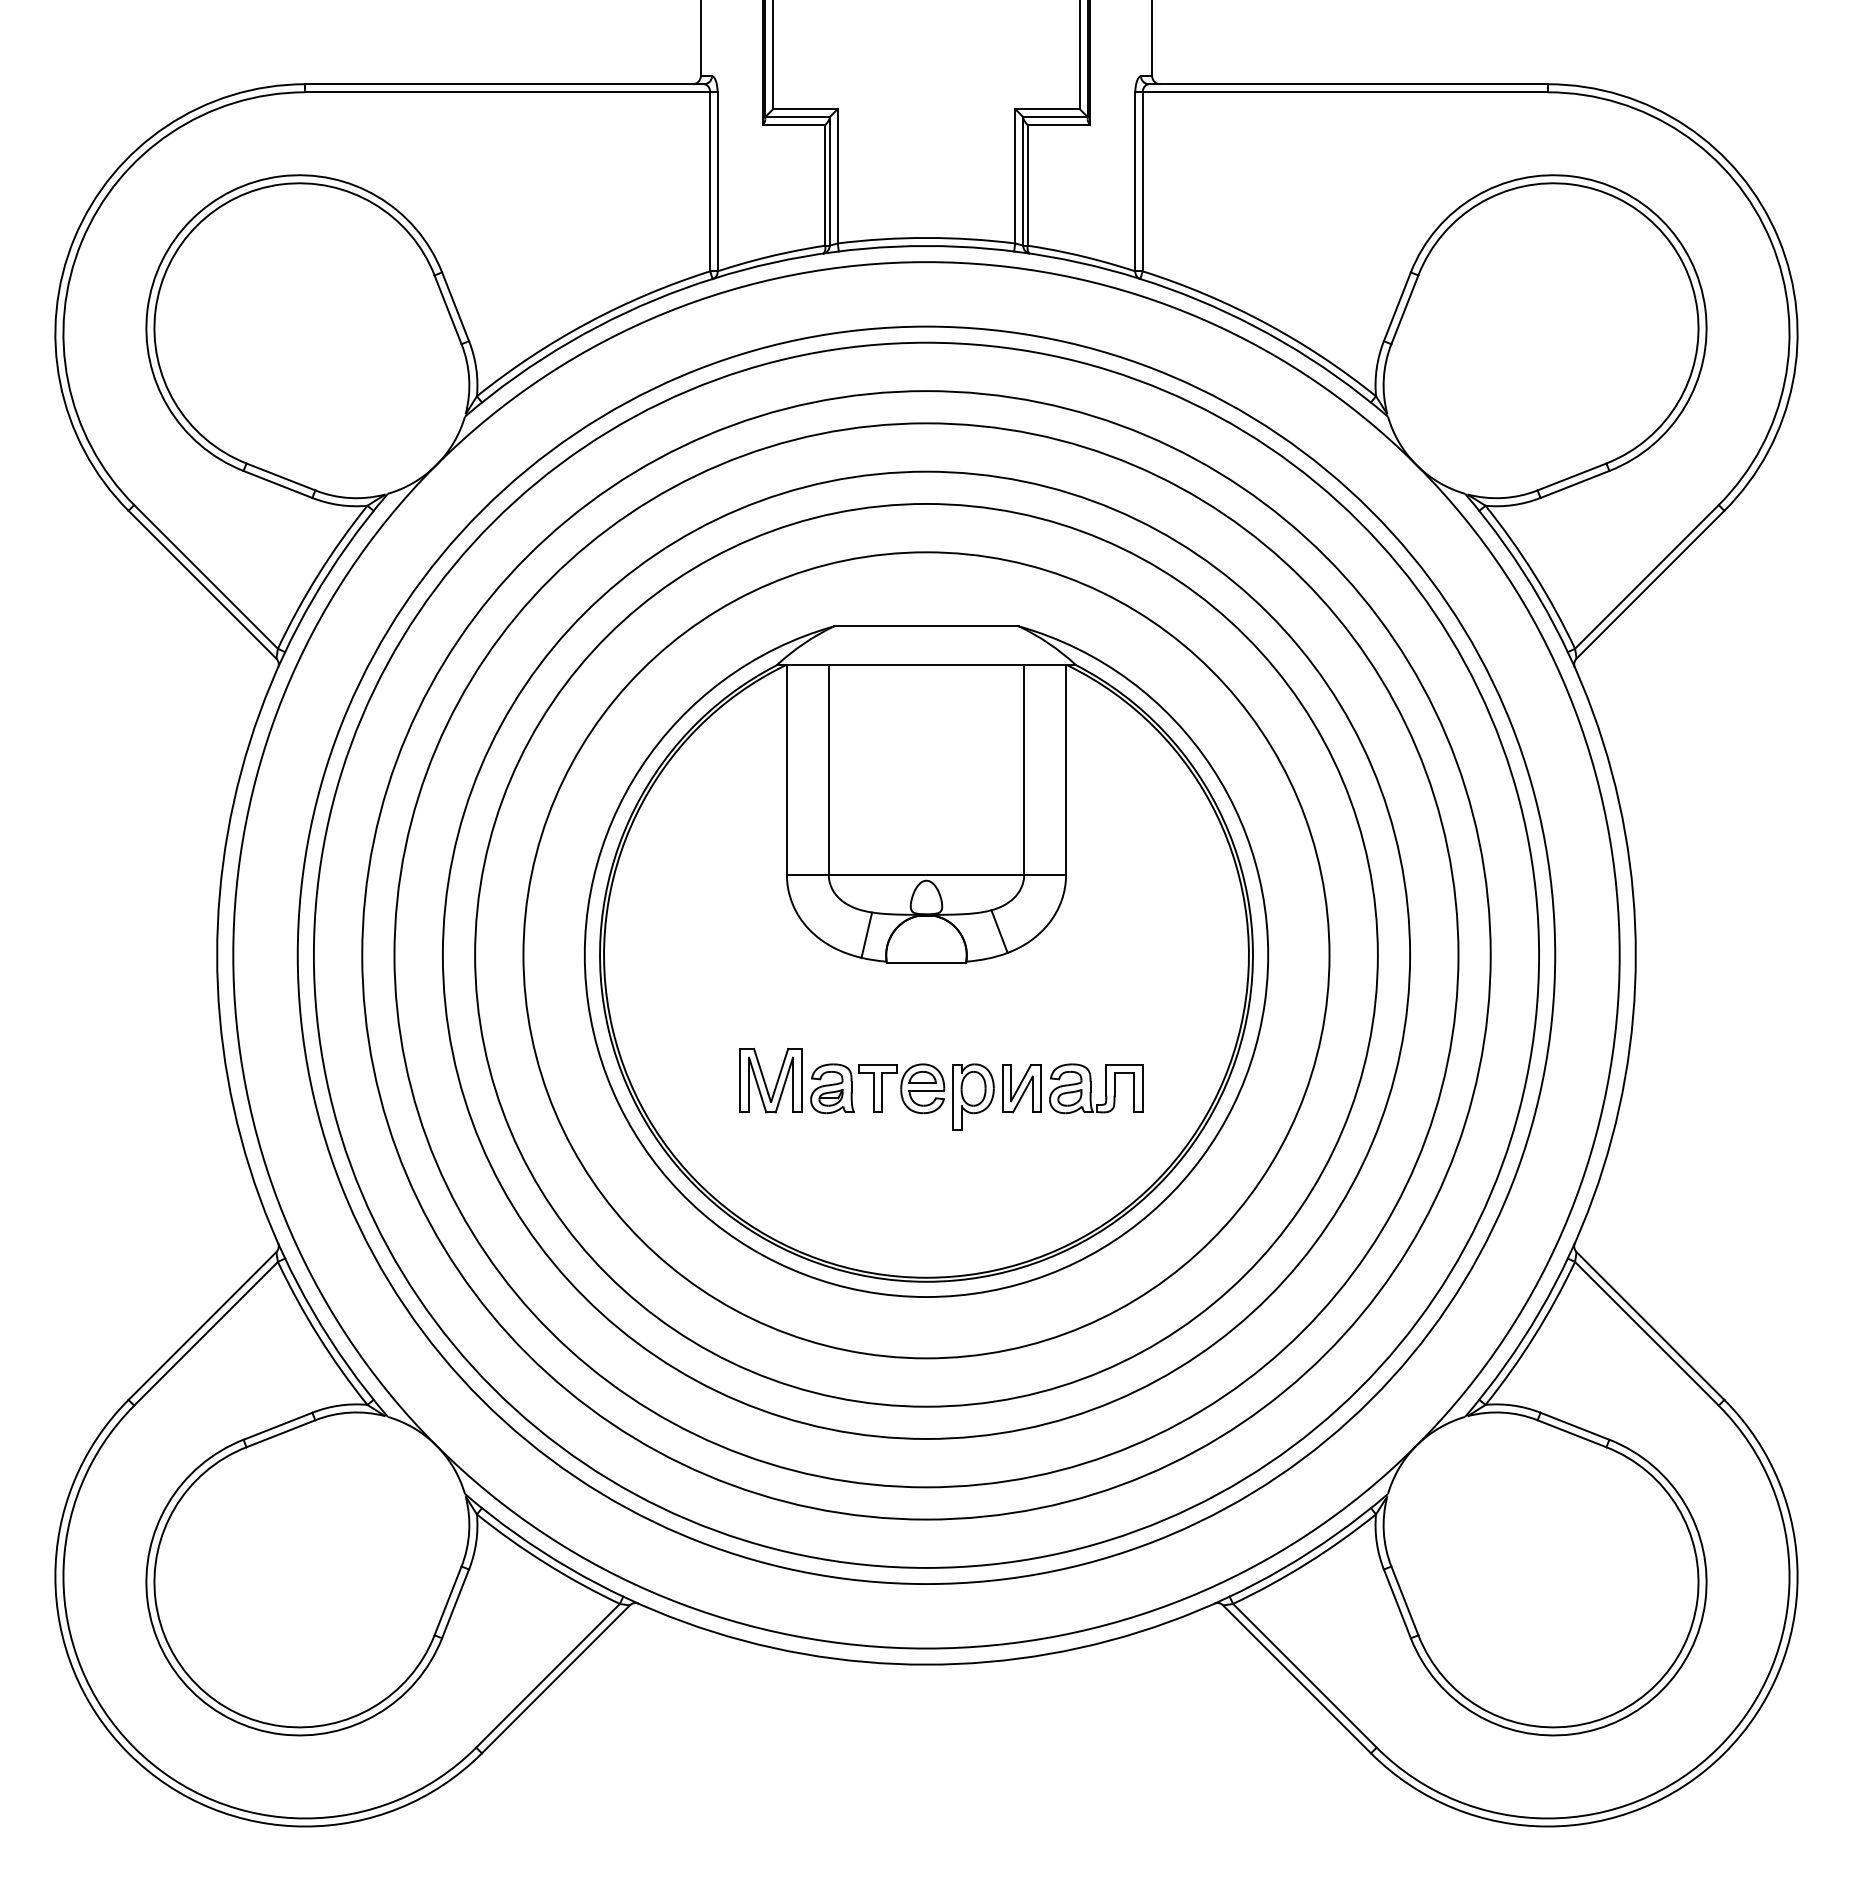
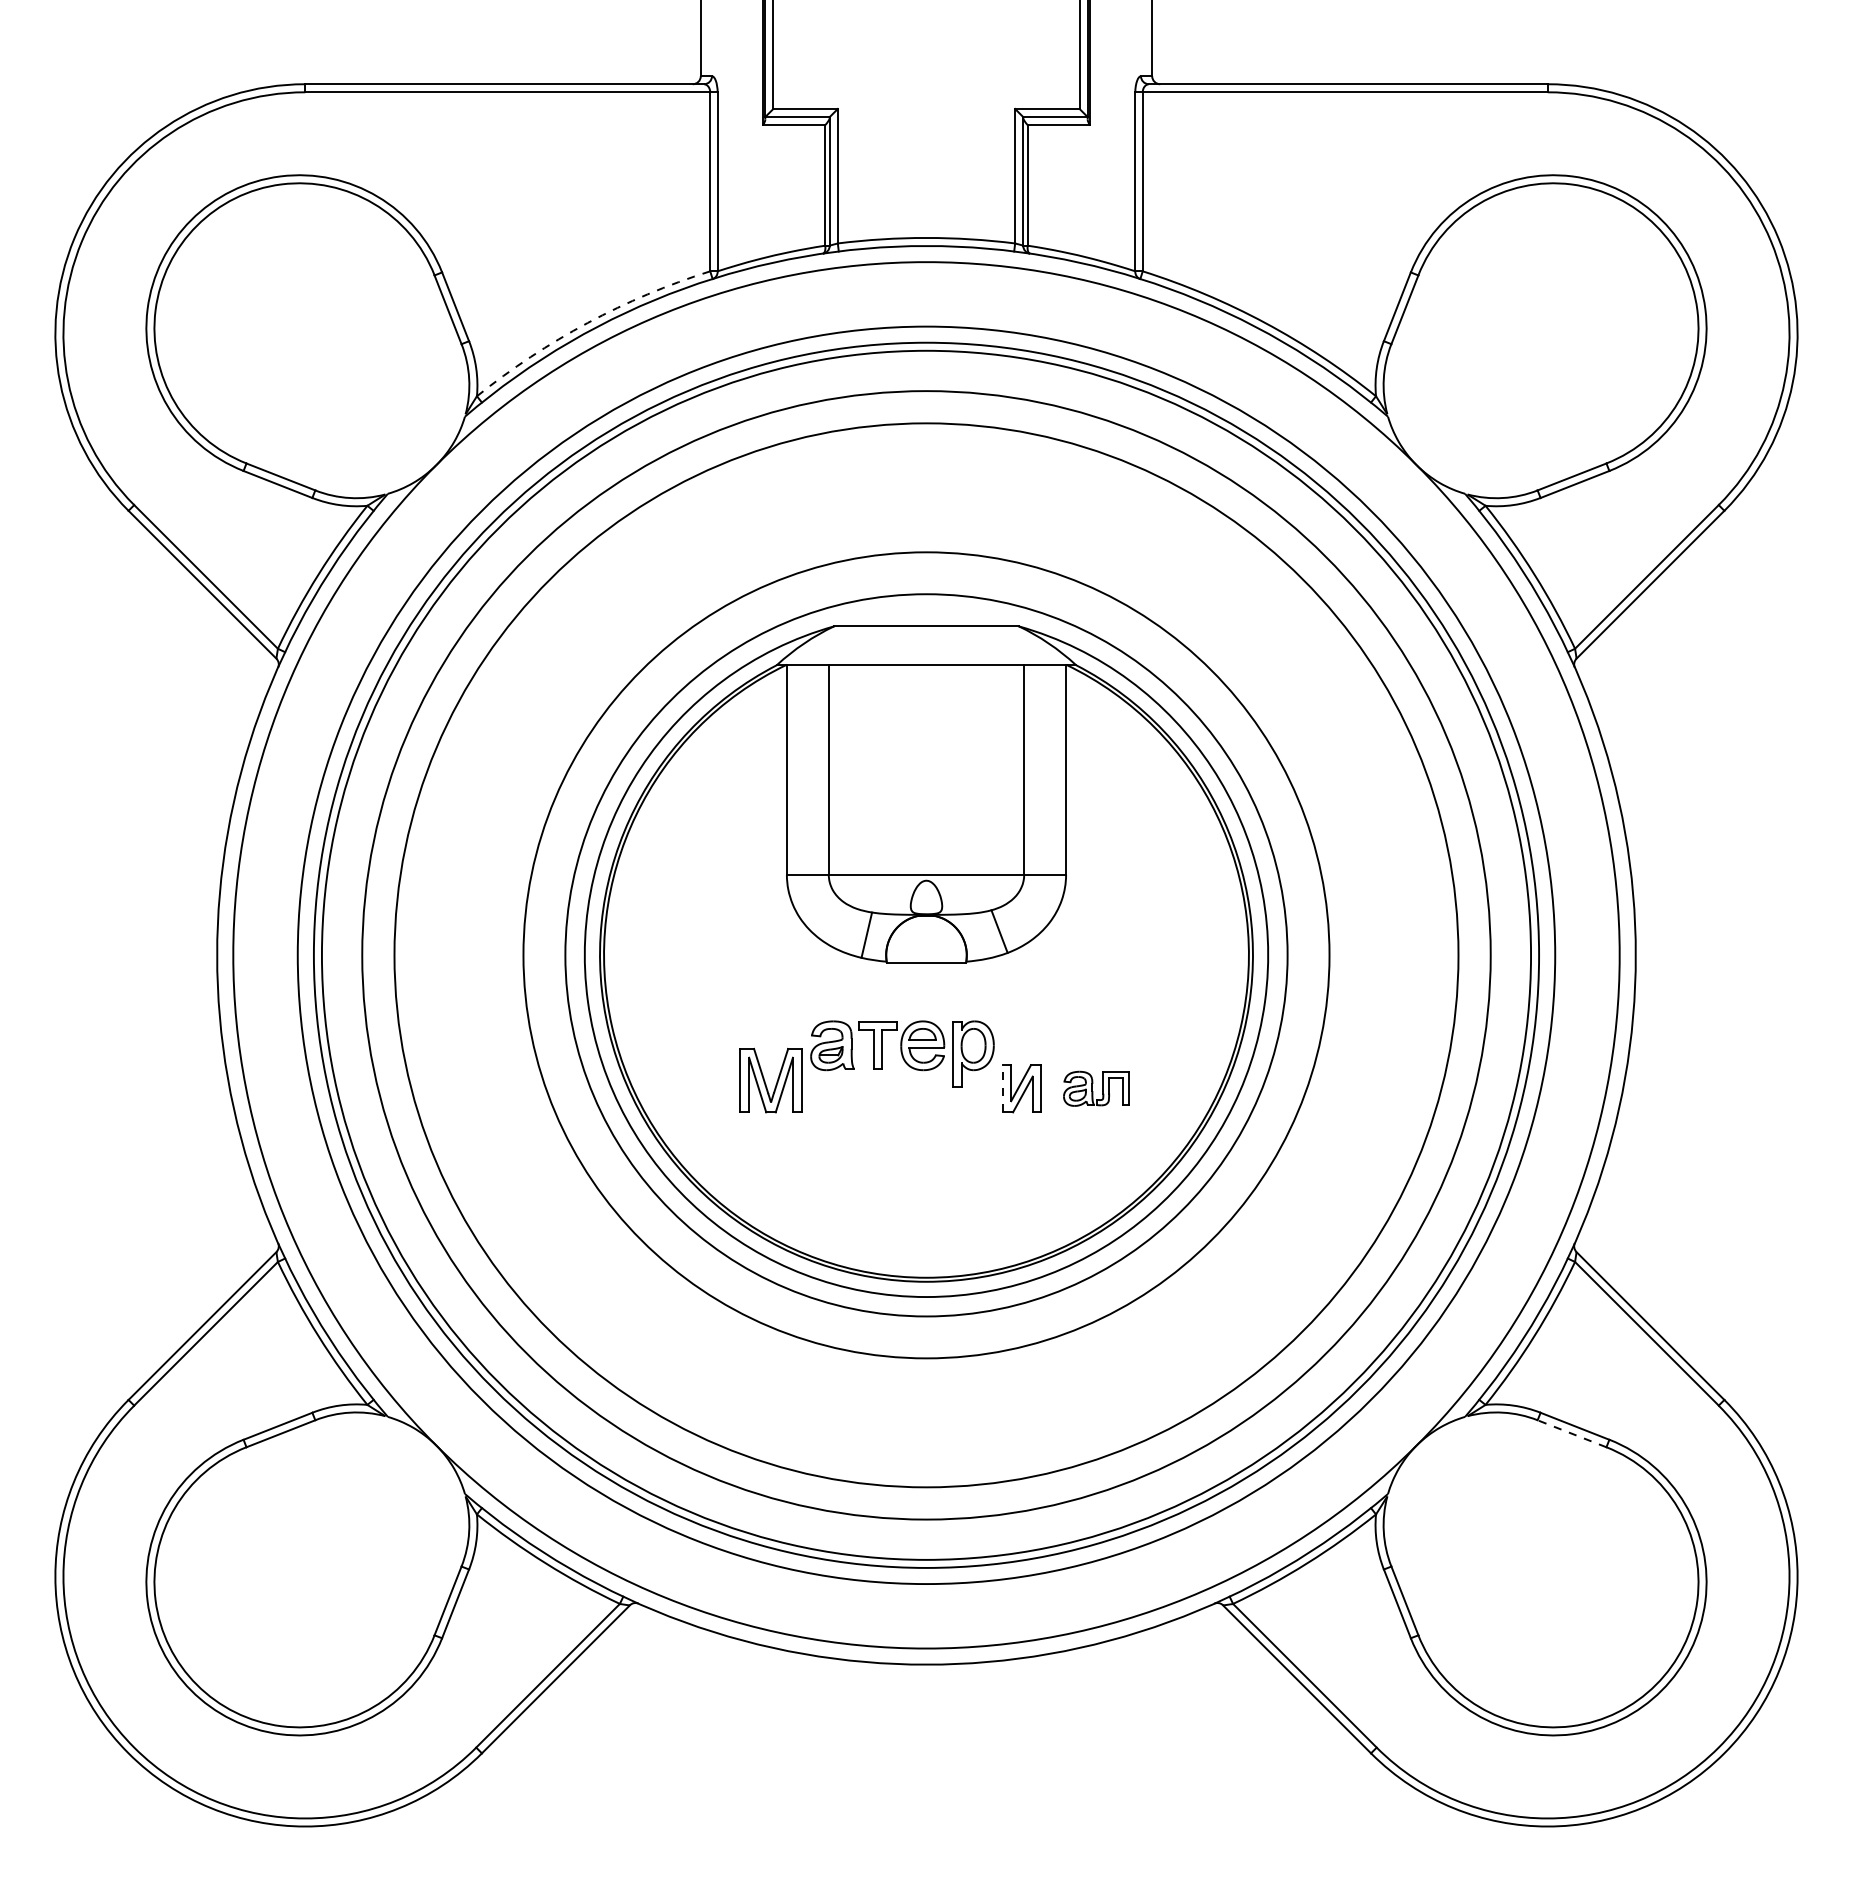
arc: solid -> dashed (587, 322)
circle diameter: 903 px -> 722 px (926, 955)
circle diameter: 967 px -> 1209 px (926, 954)
line: solid -> dashed (1002, 1088)
part size: 95x52 px -> 67x37 px (1096, 1088)
part position: (902, 1096) -> (902, 1053) (902, 1053)
line: solid -> dashed (1572, 1433)
